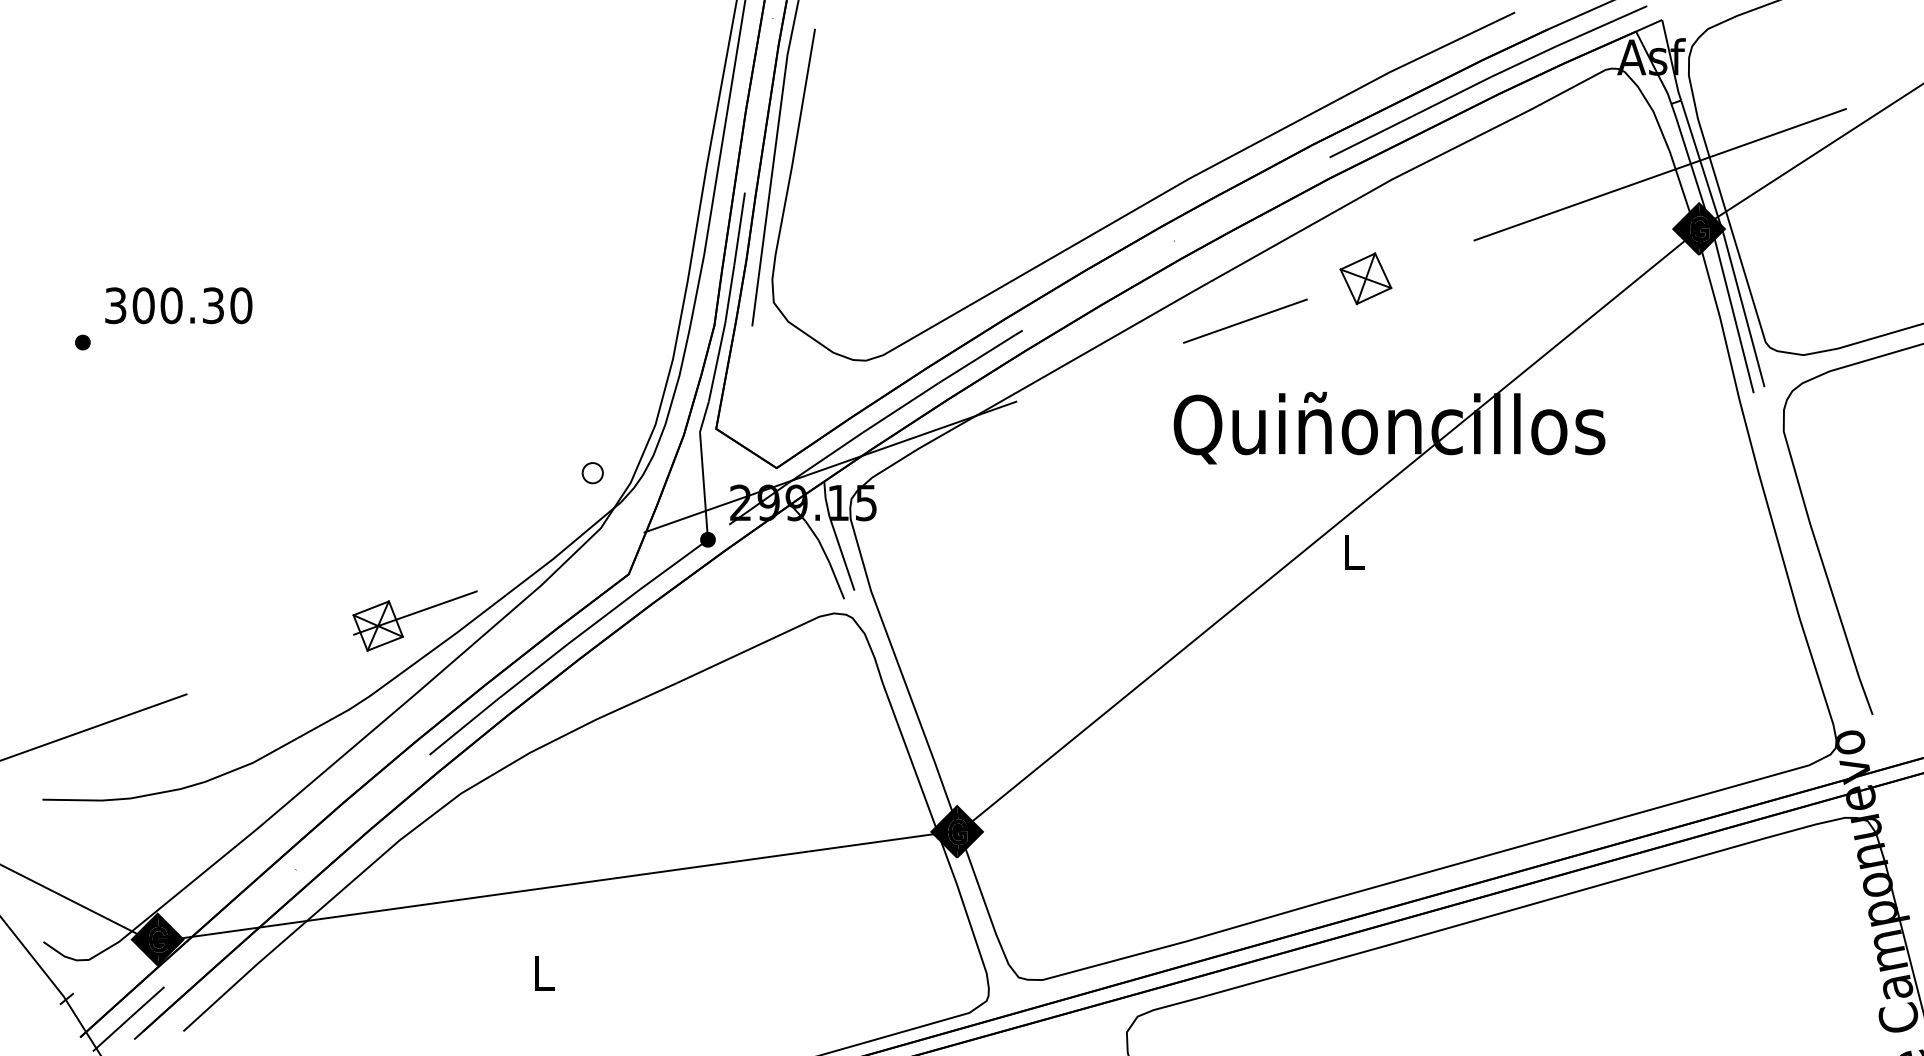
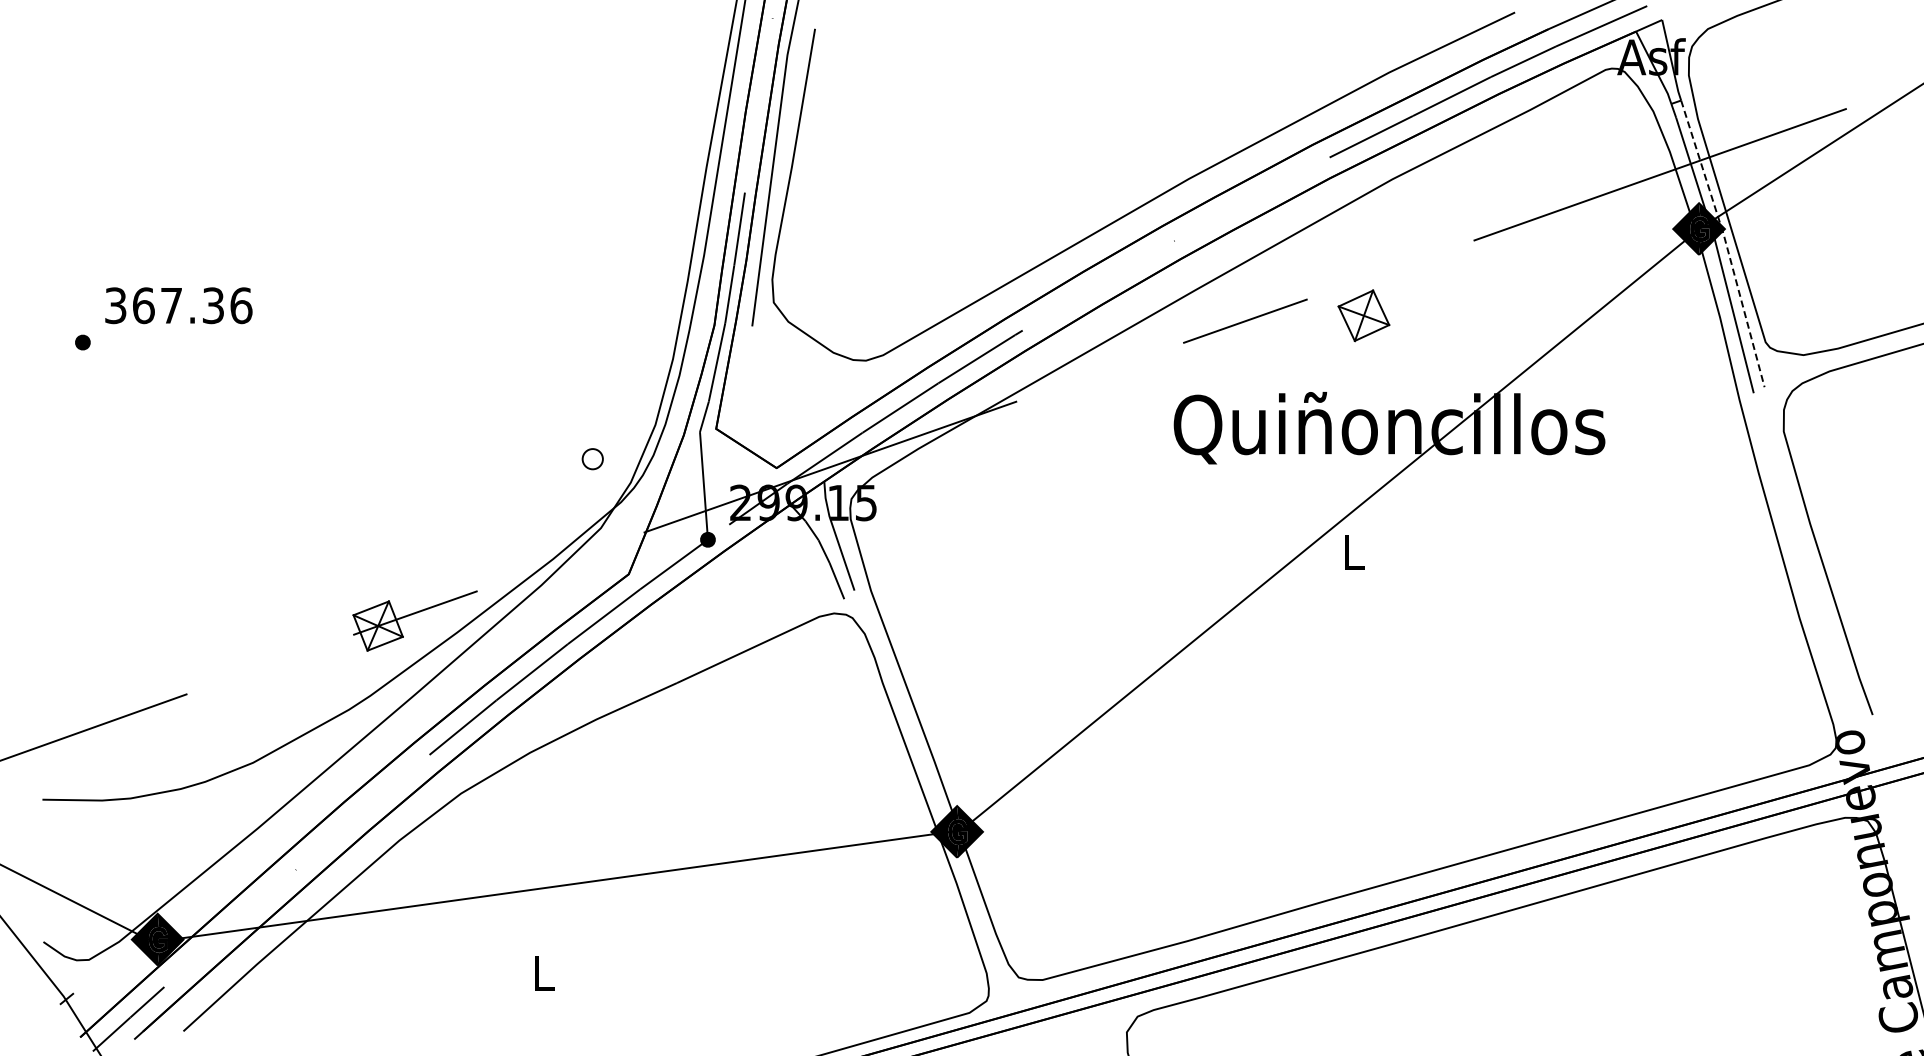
line: solid -> dashed (1725, 242)
part position: (1365, 278) -> (1363, 315) (1363, 315)
text: 300.30 -> 367.36 (192, 305)
part position: (592, 473) -> (592, 459) (592, 459)
